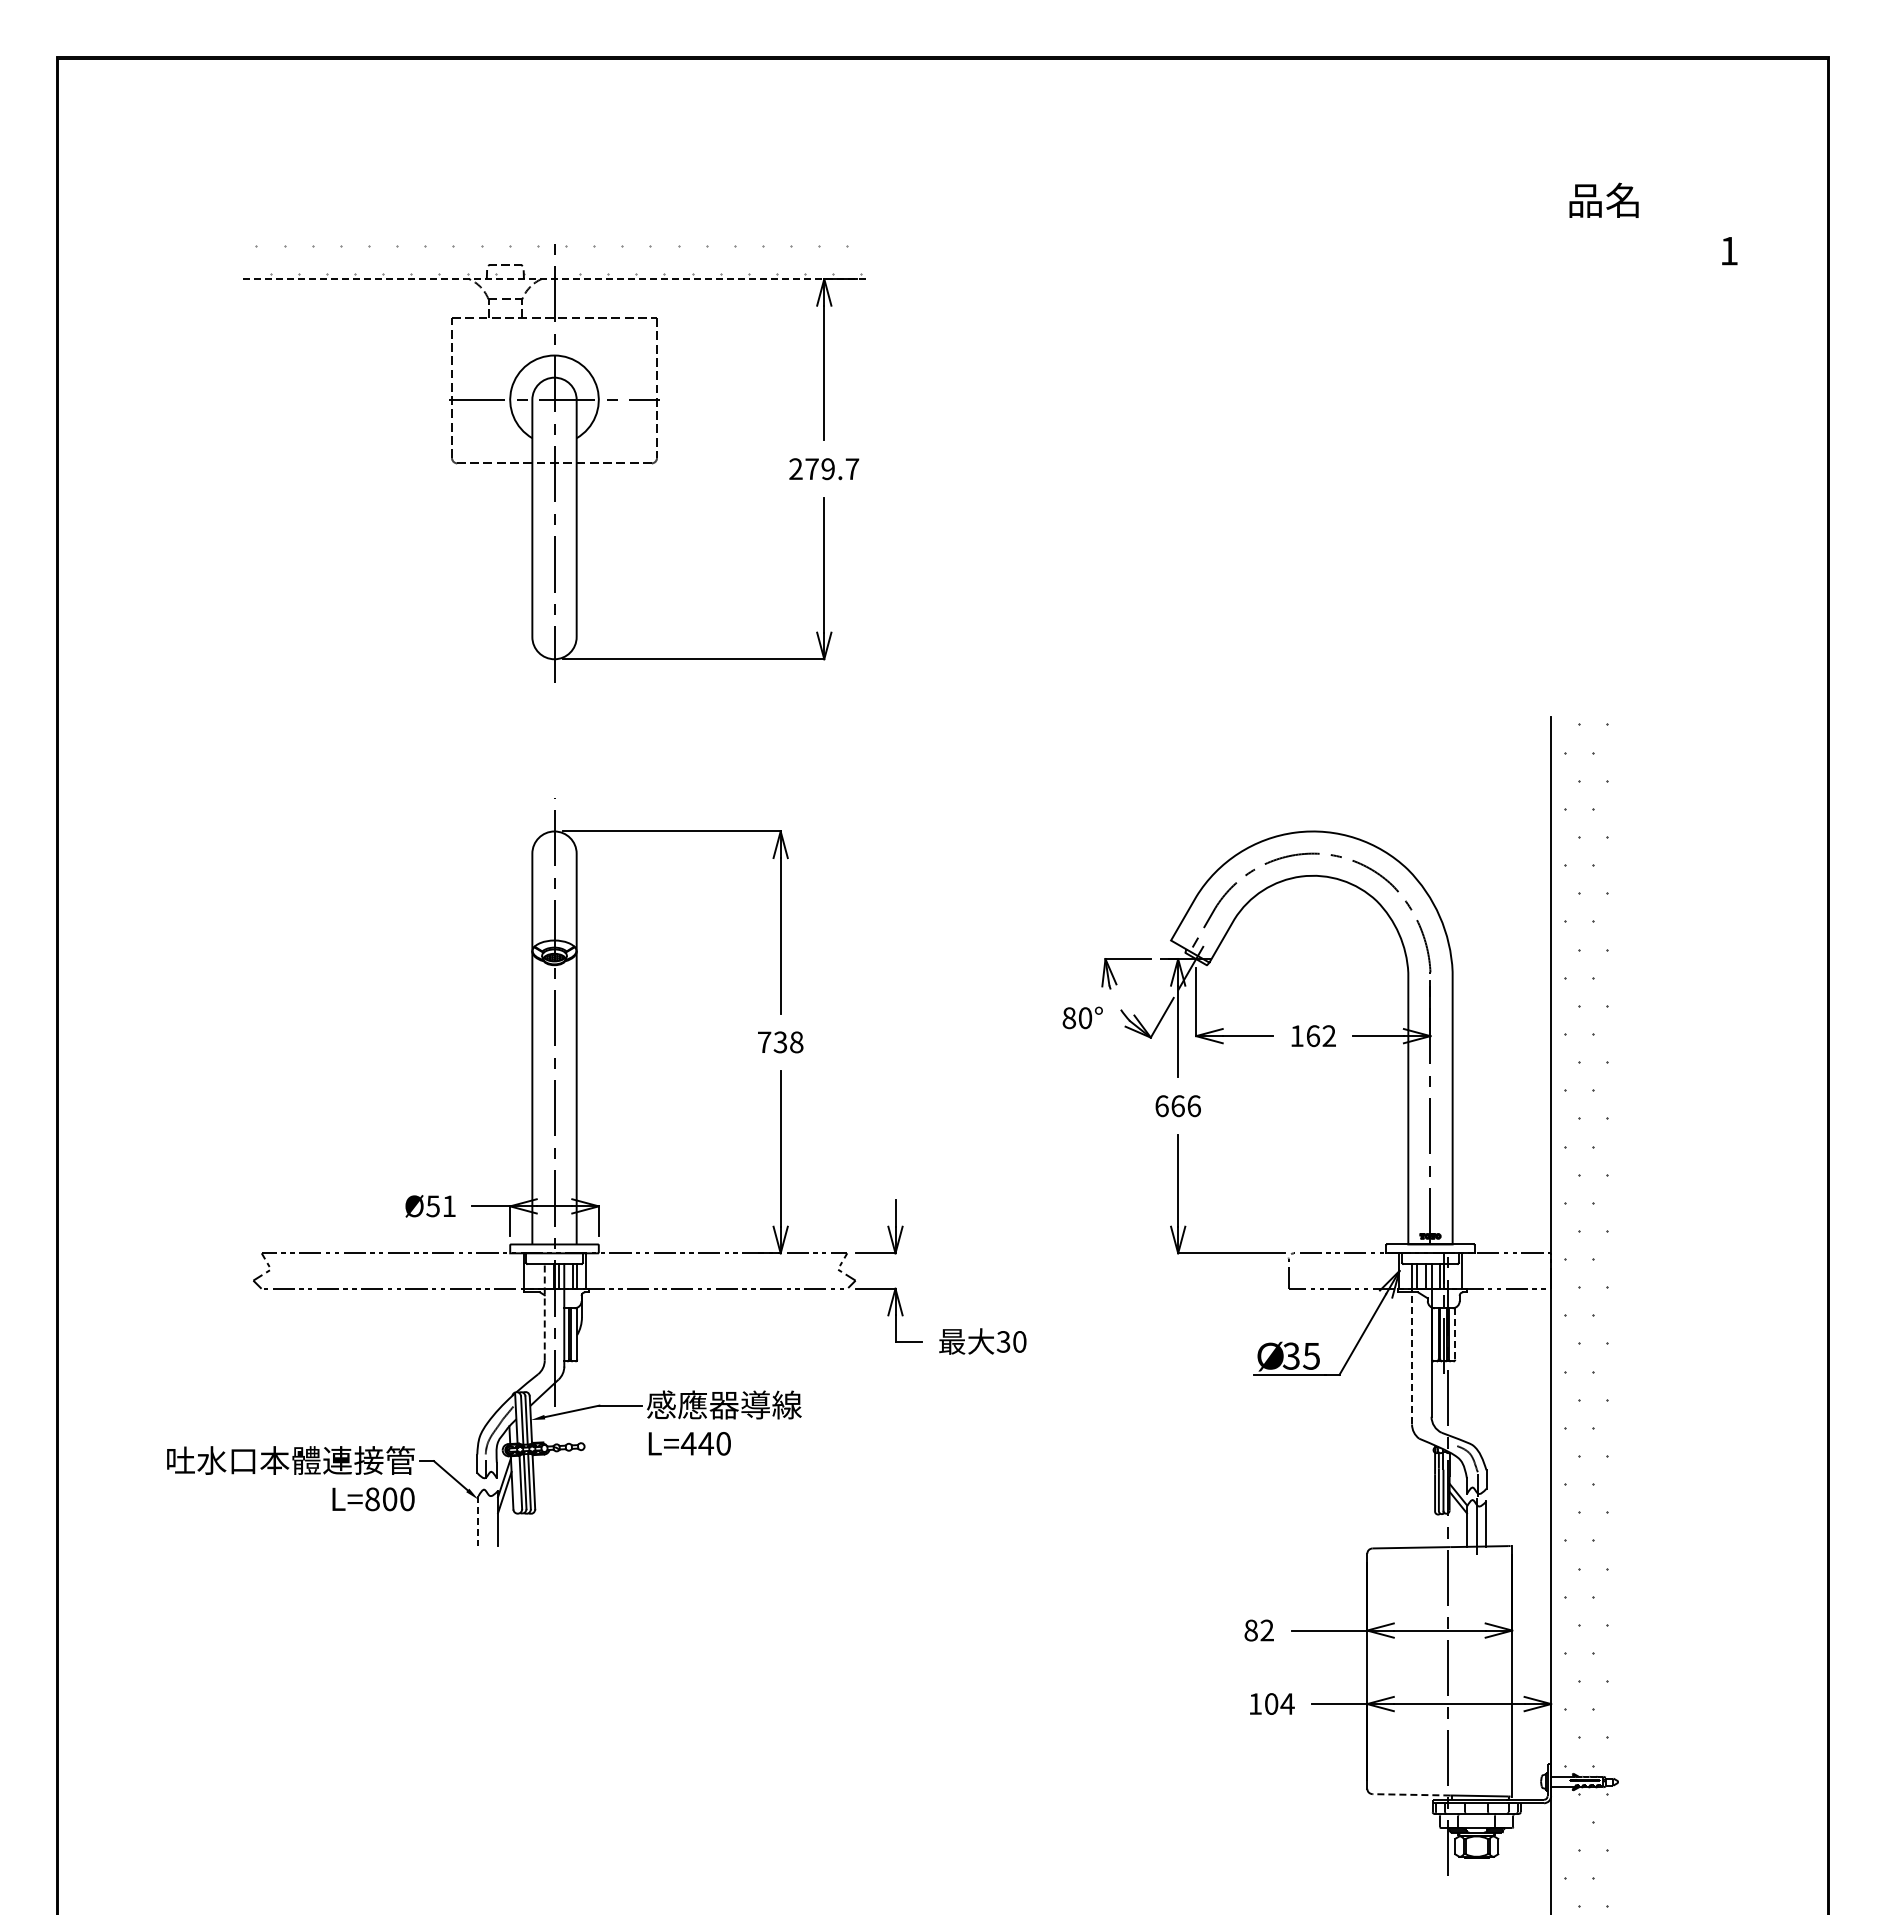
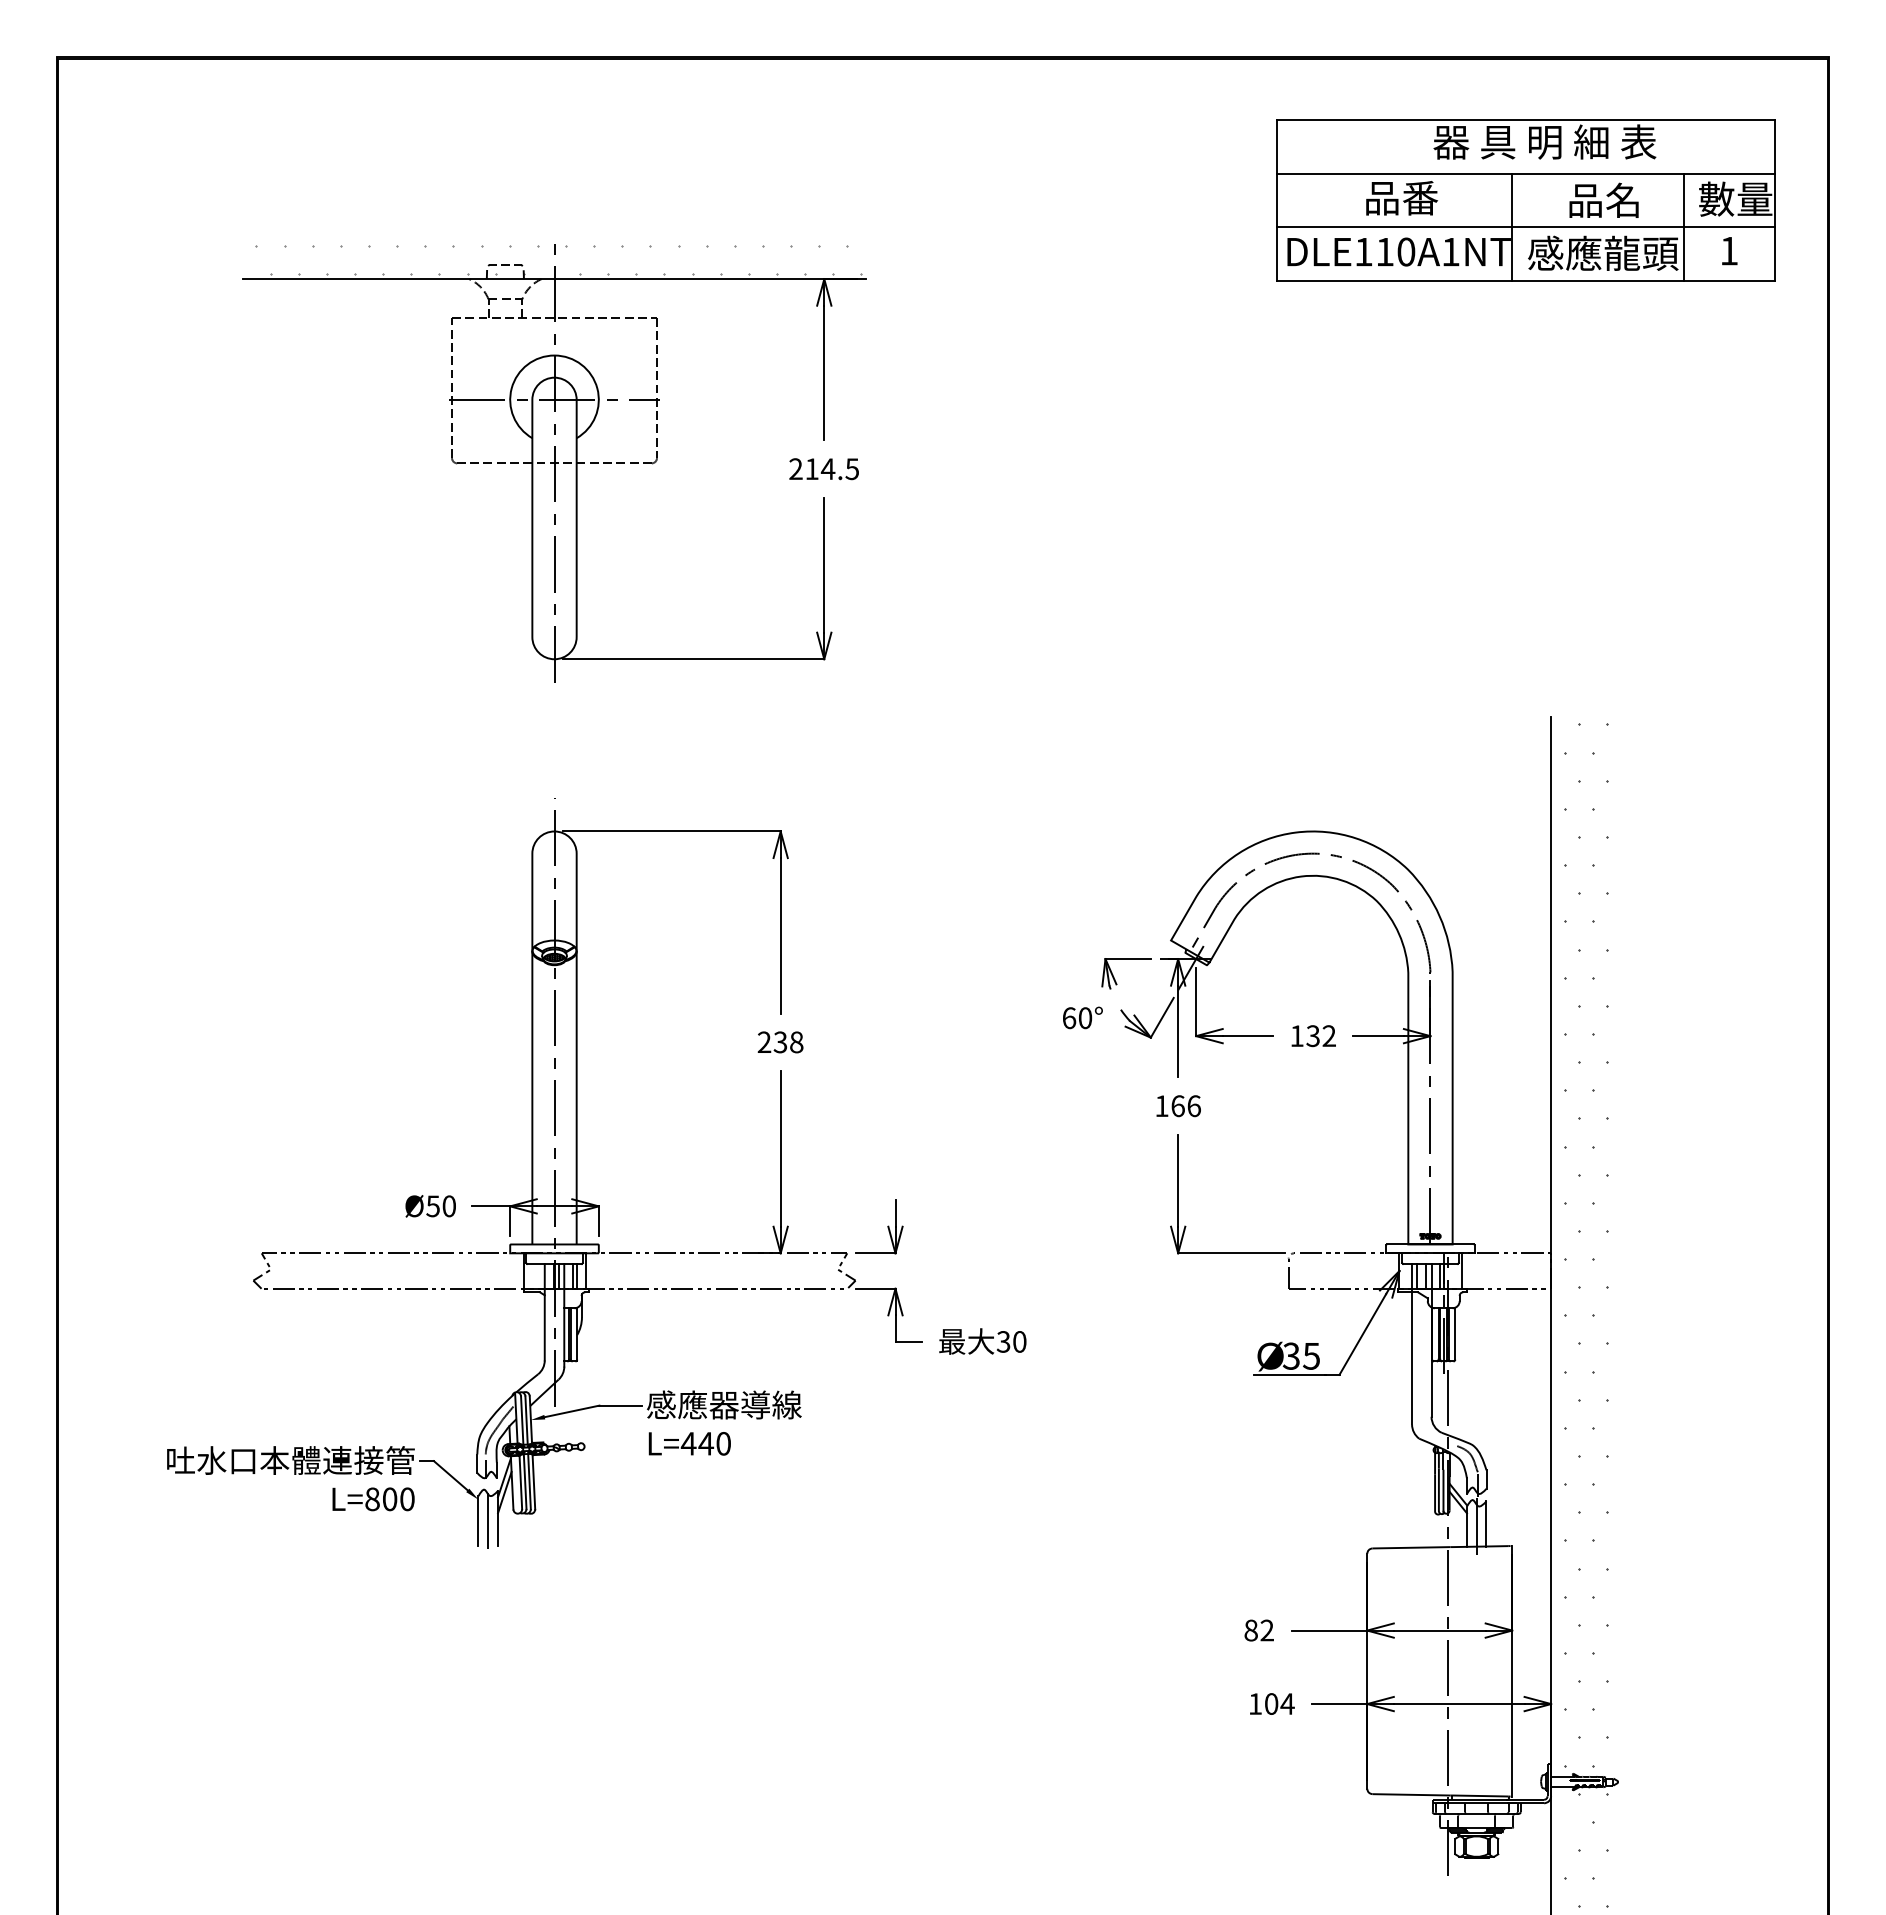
part: none -> present (1525, 200)
line: dashed -> solid (554, 279)
text: 279.7 -> 214.5 (832, 469)
text: 80° -> 60° (1069, 1018)
text: 162 -> 132 (1313, 1036)
text: 738 -> 238 (764, 1041)
text: 666 -> 166 (1161, 1106)
text: 51 -> 50 (448, 1206)
line: dashed -> solid (544, 1311)
line: dashed -> solid (1455, 1333)
line: dashed -> solid (1412, 1356)
line: dashed -> solid (478, 1520)
line: none -> present (488, 1523)
line: dashed -> solid (1411, 1794)
